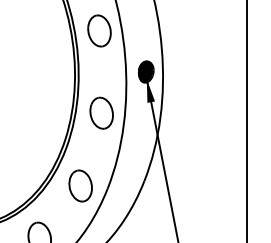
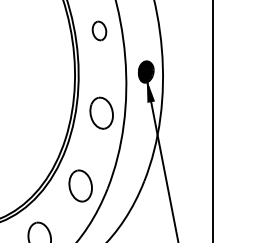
part size: 25x34 px -> 17x22 px (99, 30)
line position: (246, 120) -> (212, 120) (212, 120)
